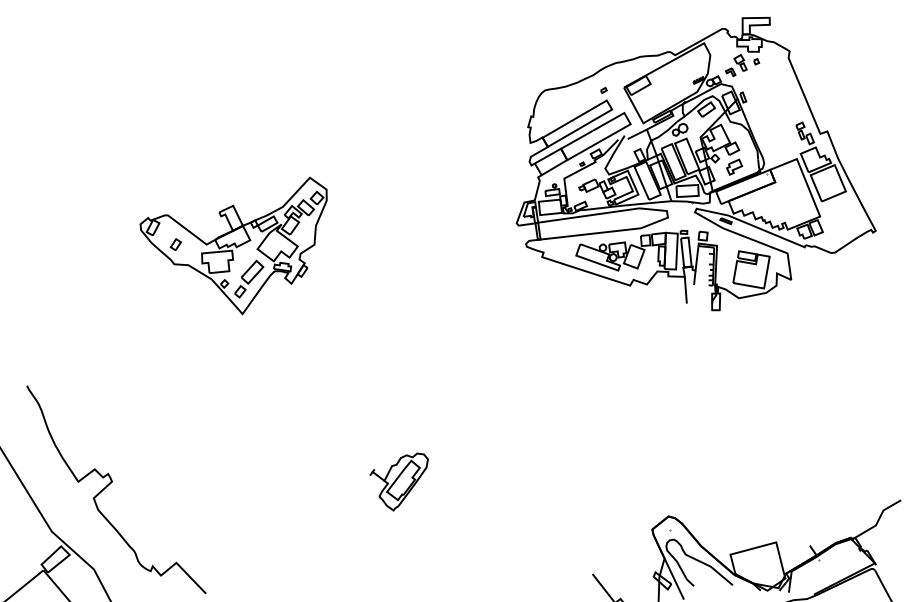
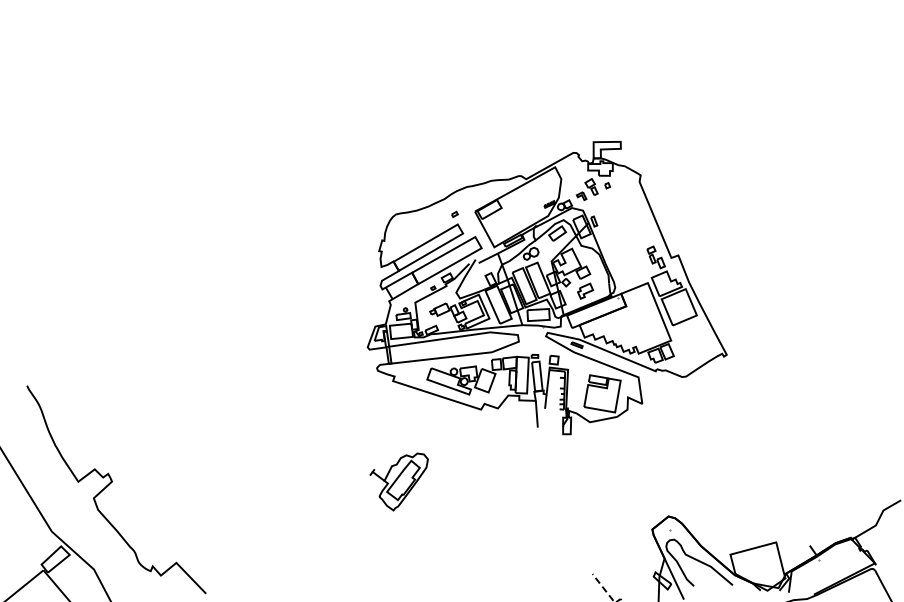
part position: (695, 163) -> (546, 287) (546, 287)
part: present -> none (233, 245)
line: solid -> dashed (605, 591)
